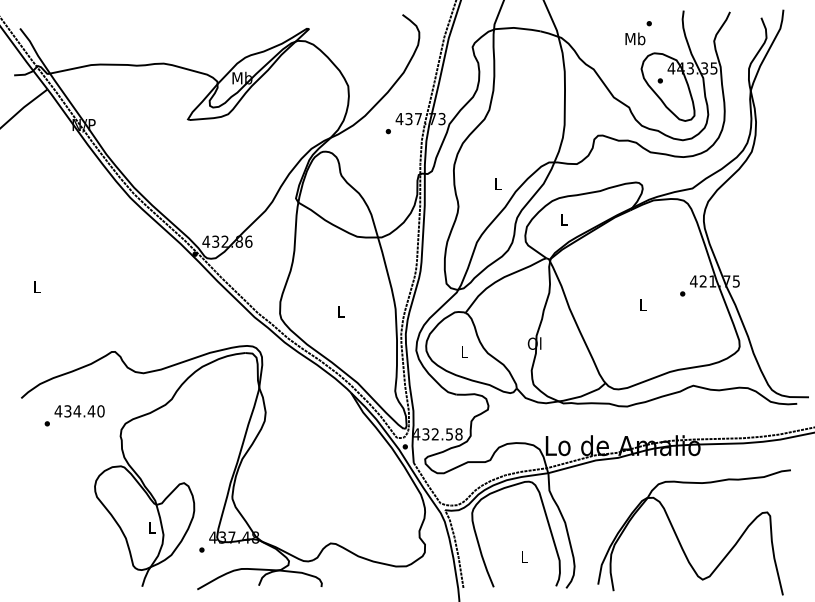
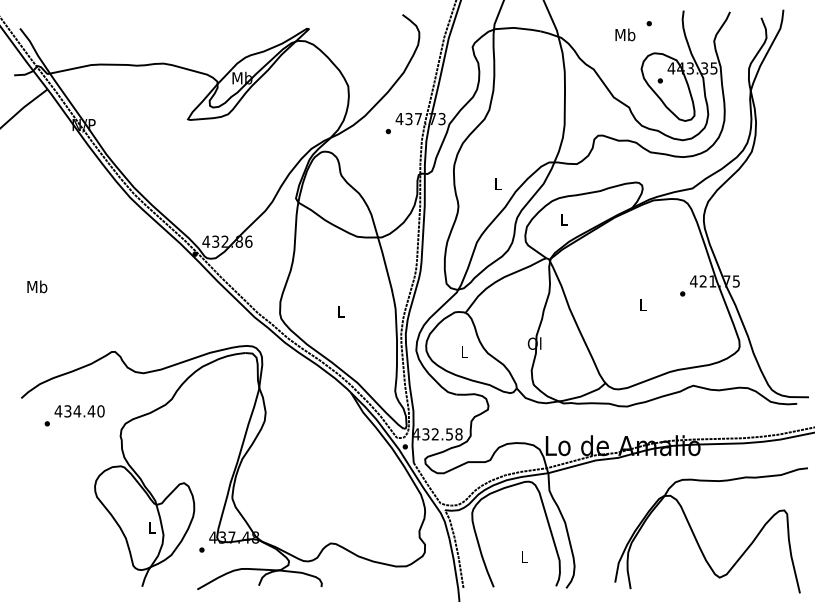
text position: (635, 38) -> (625, 34) (625, 34)
text: L -> Mb (37, 286)
part position: (679, 539) -> (696, 537) (696, 537)
